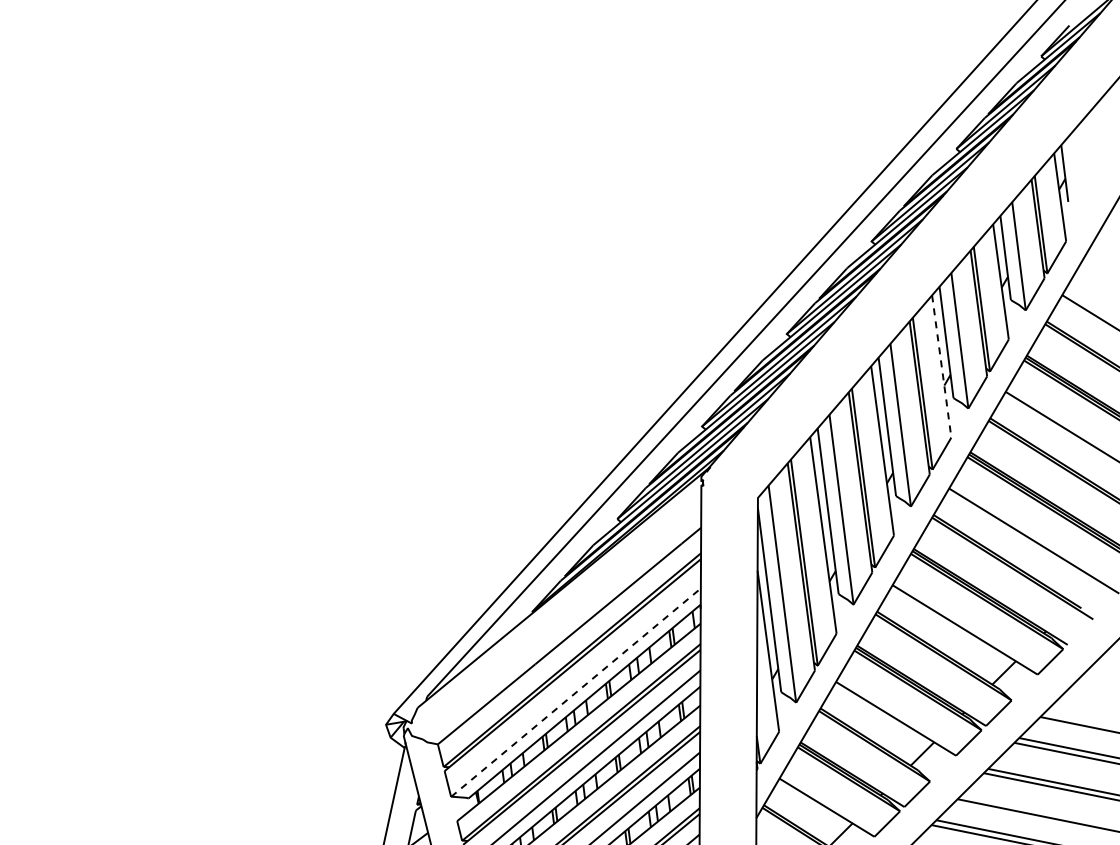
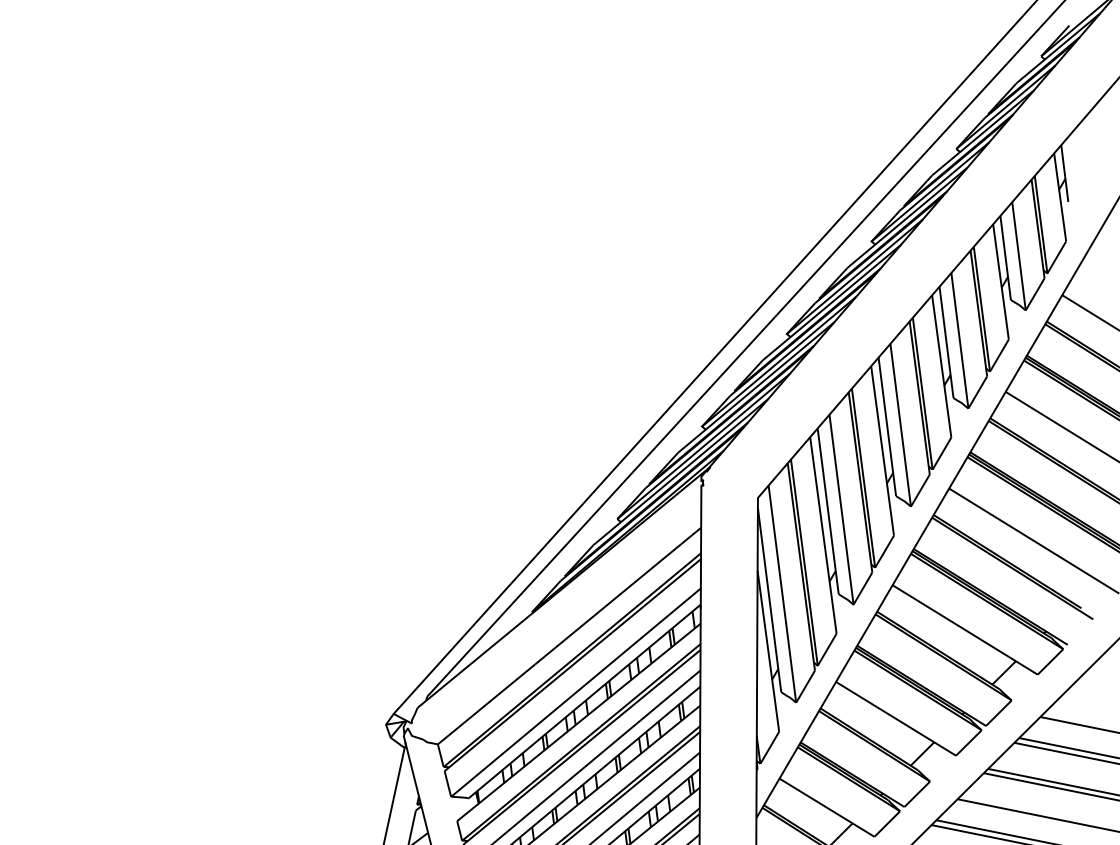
line: dashed -> solid (941, 366)
line: dashed -> solid (576, 692)
